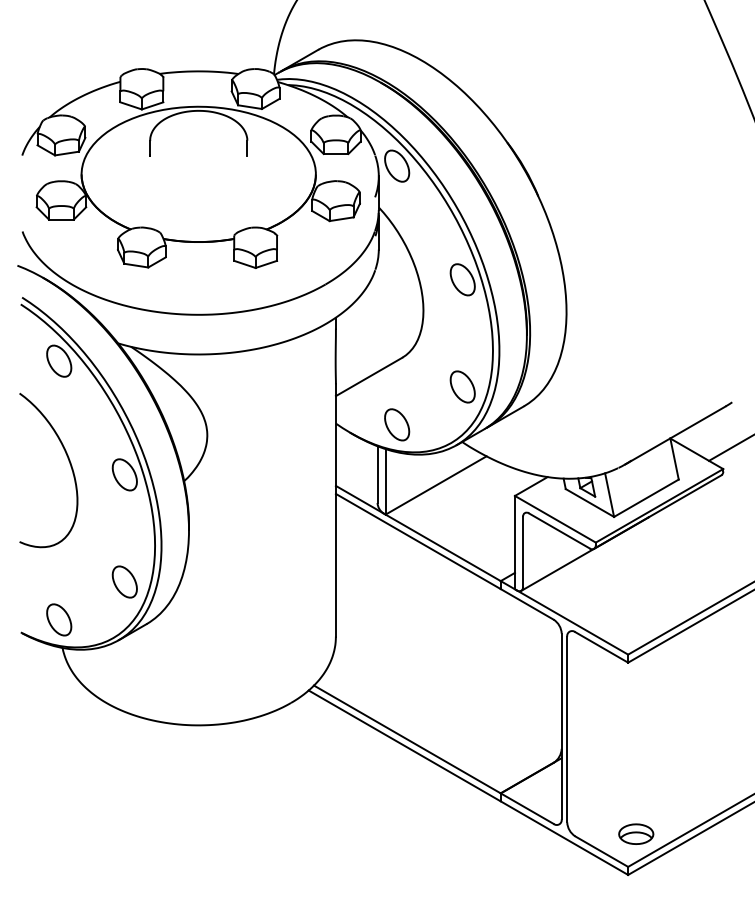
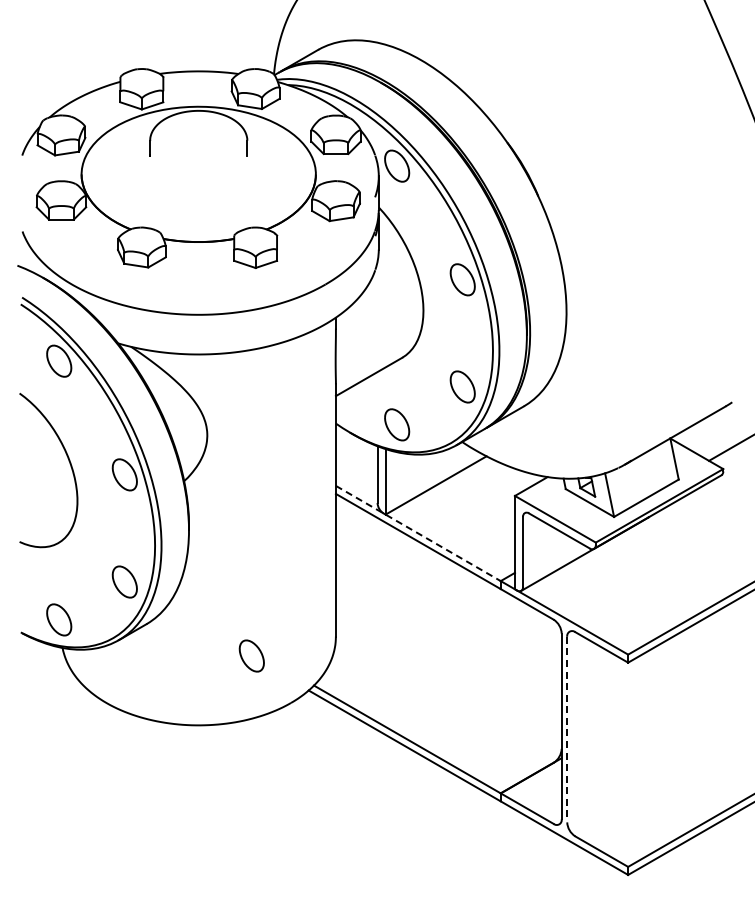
line: solid -> dashed (418, 533)
part: none -> present (251, 655)
line: solid -> dashed (567, 729)
part: present -> none (636, 833)
